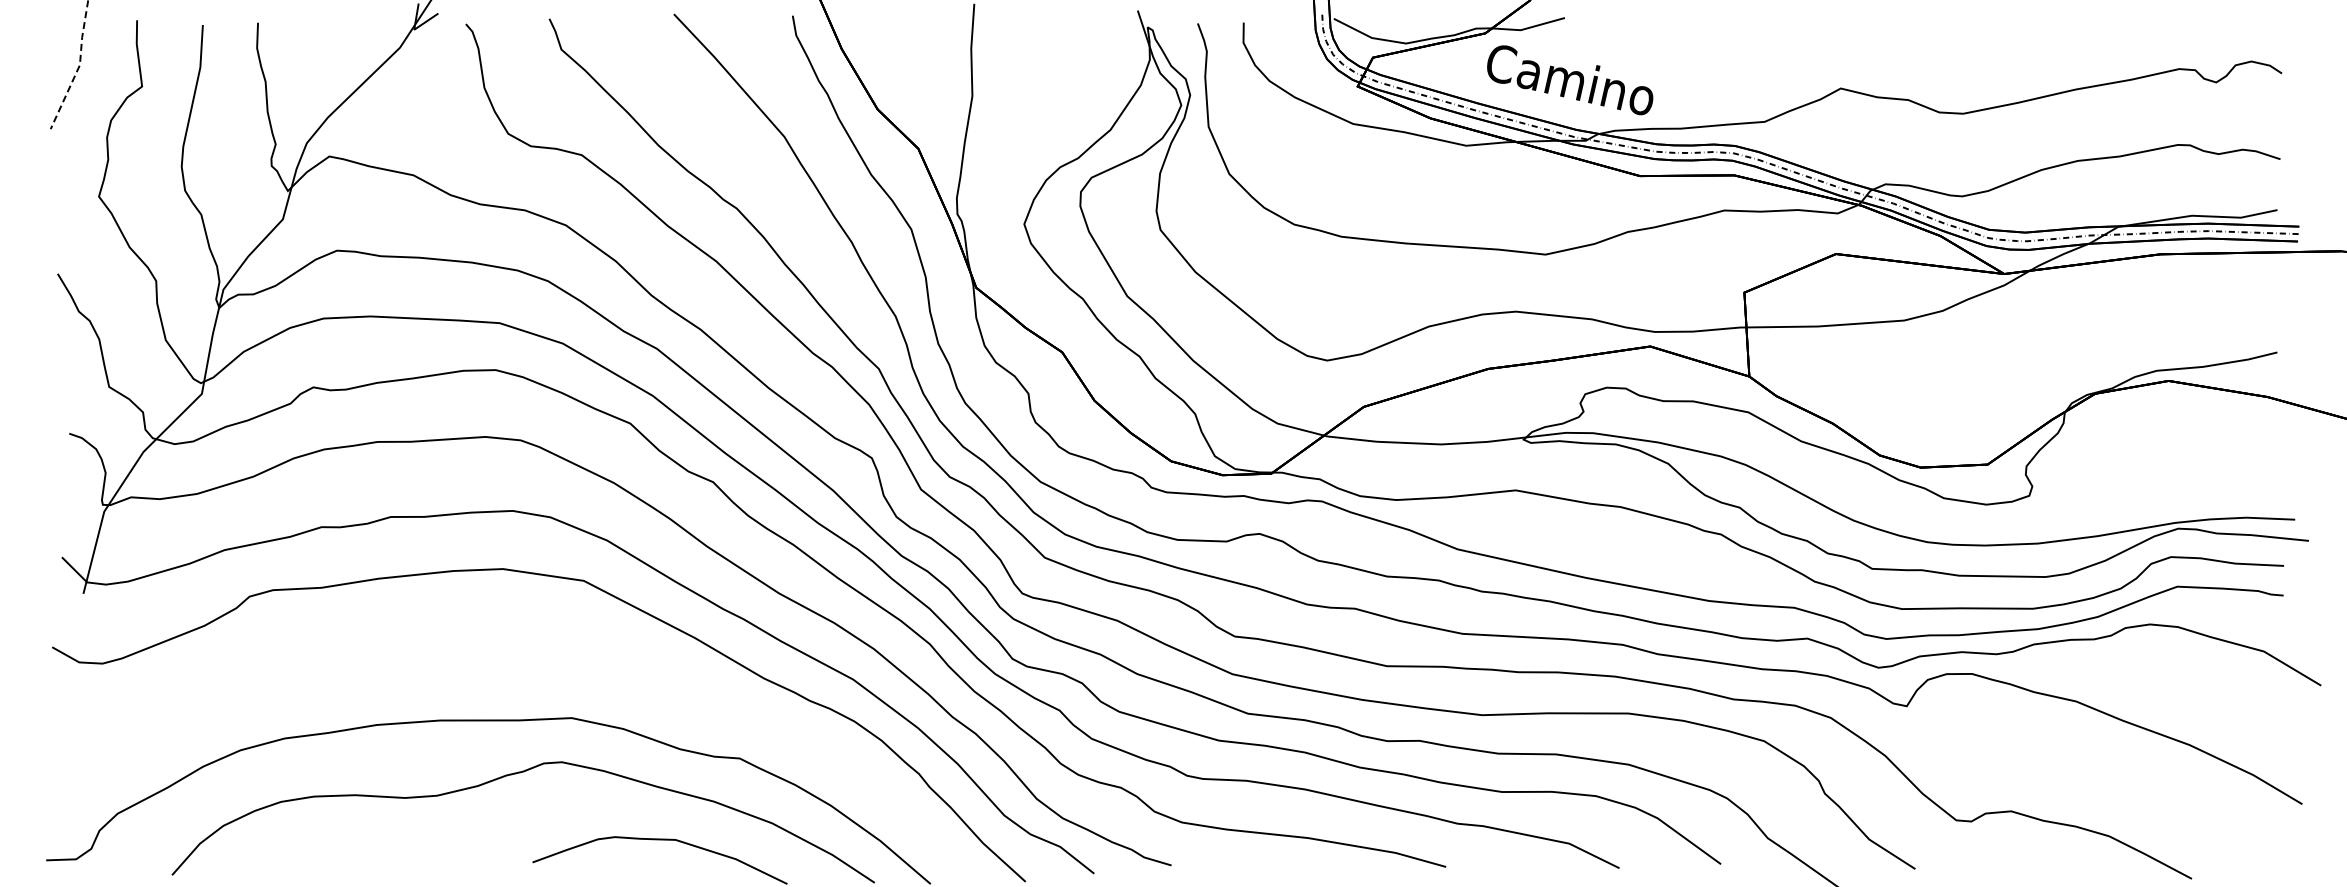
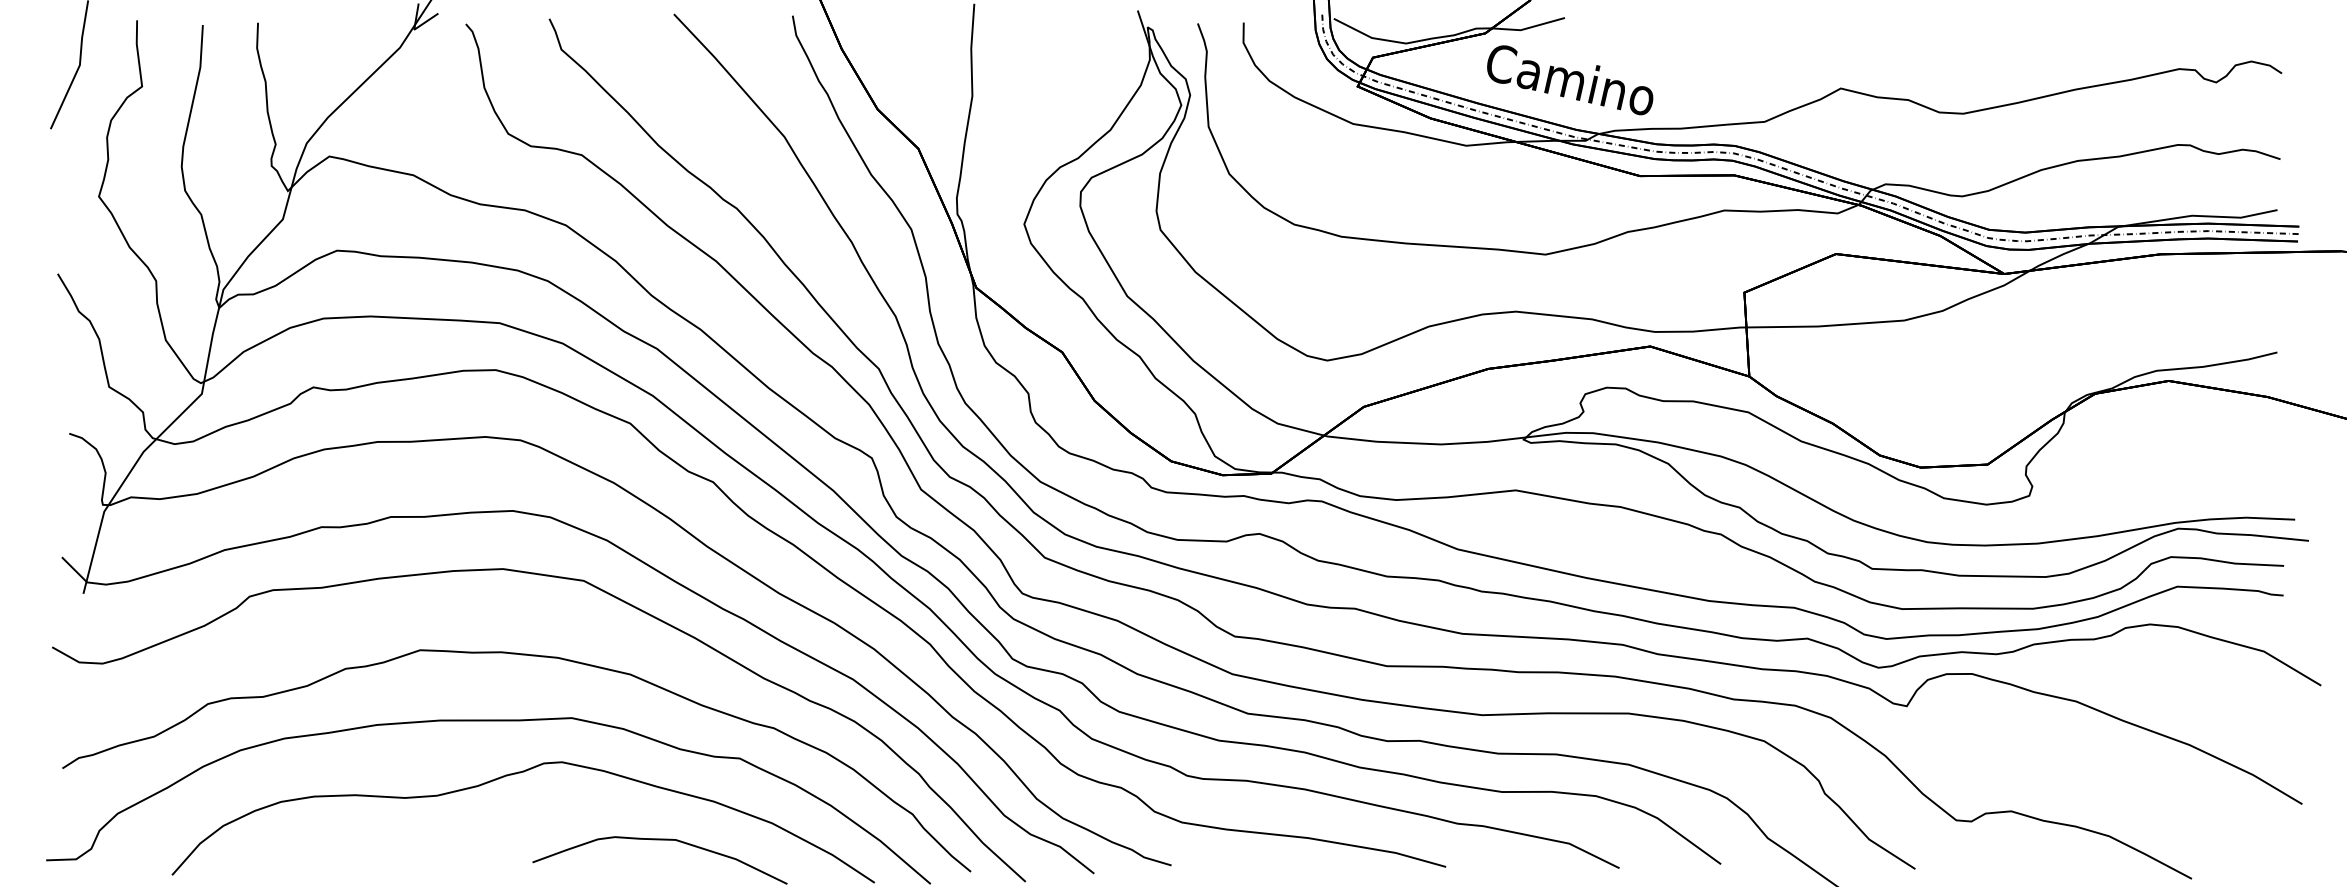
line: dashed -> solid (79, 66)
curve: none -> present (520, 655)
